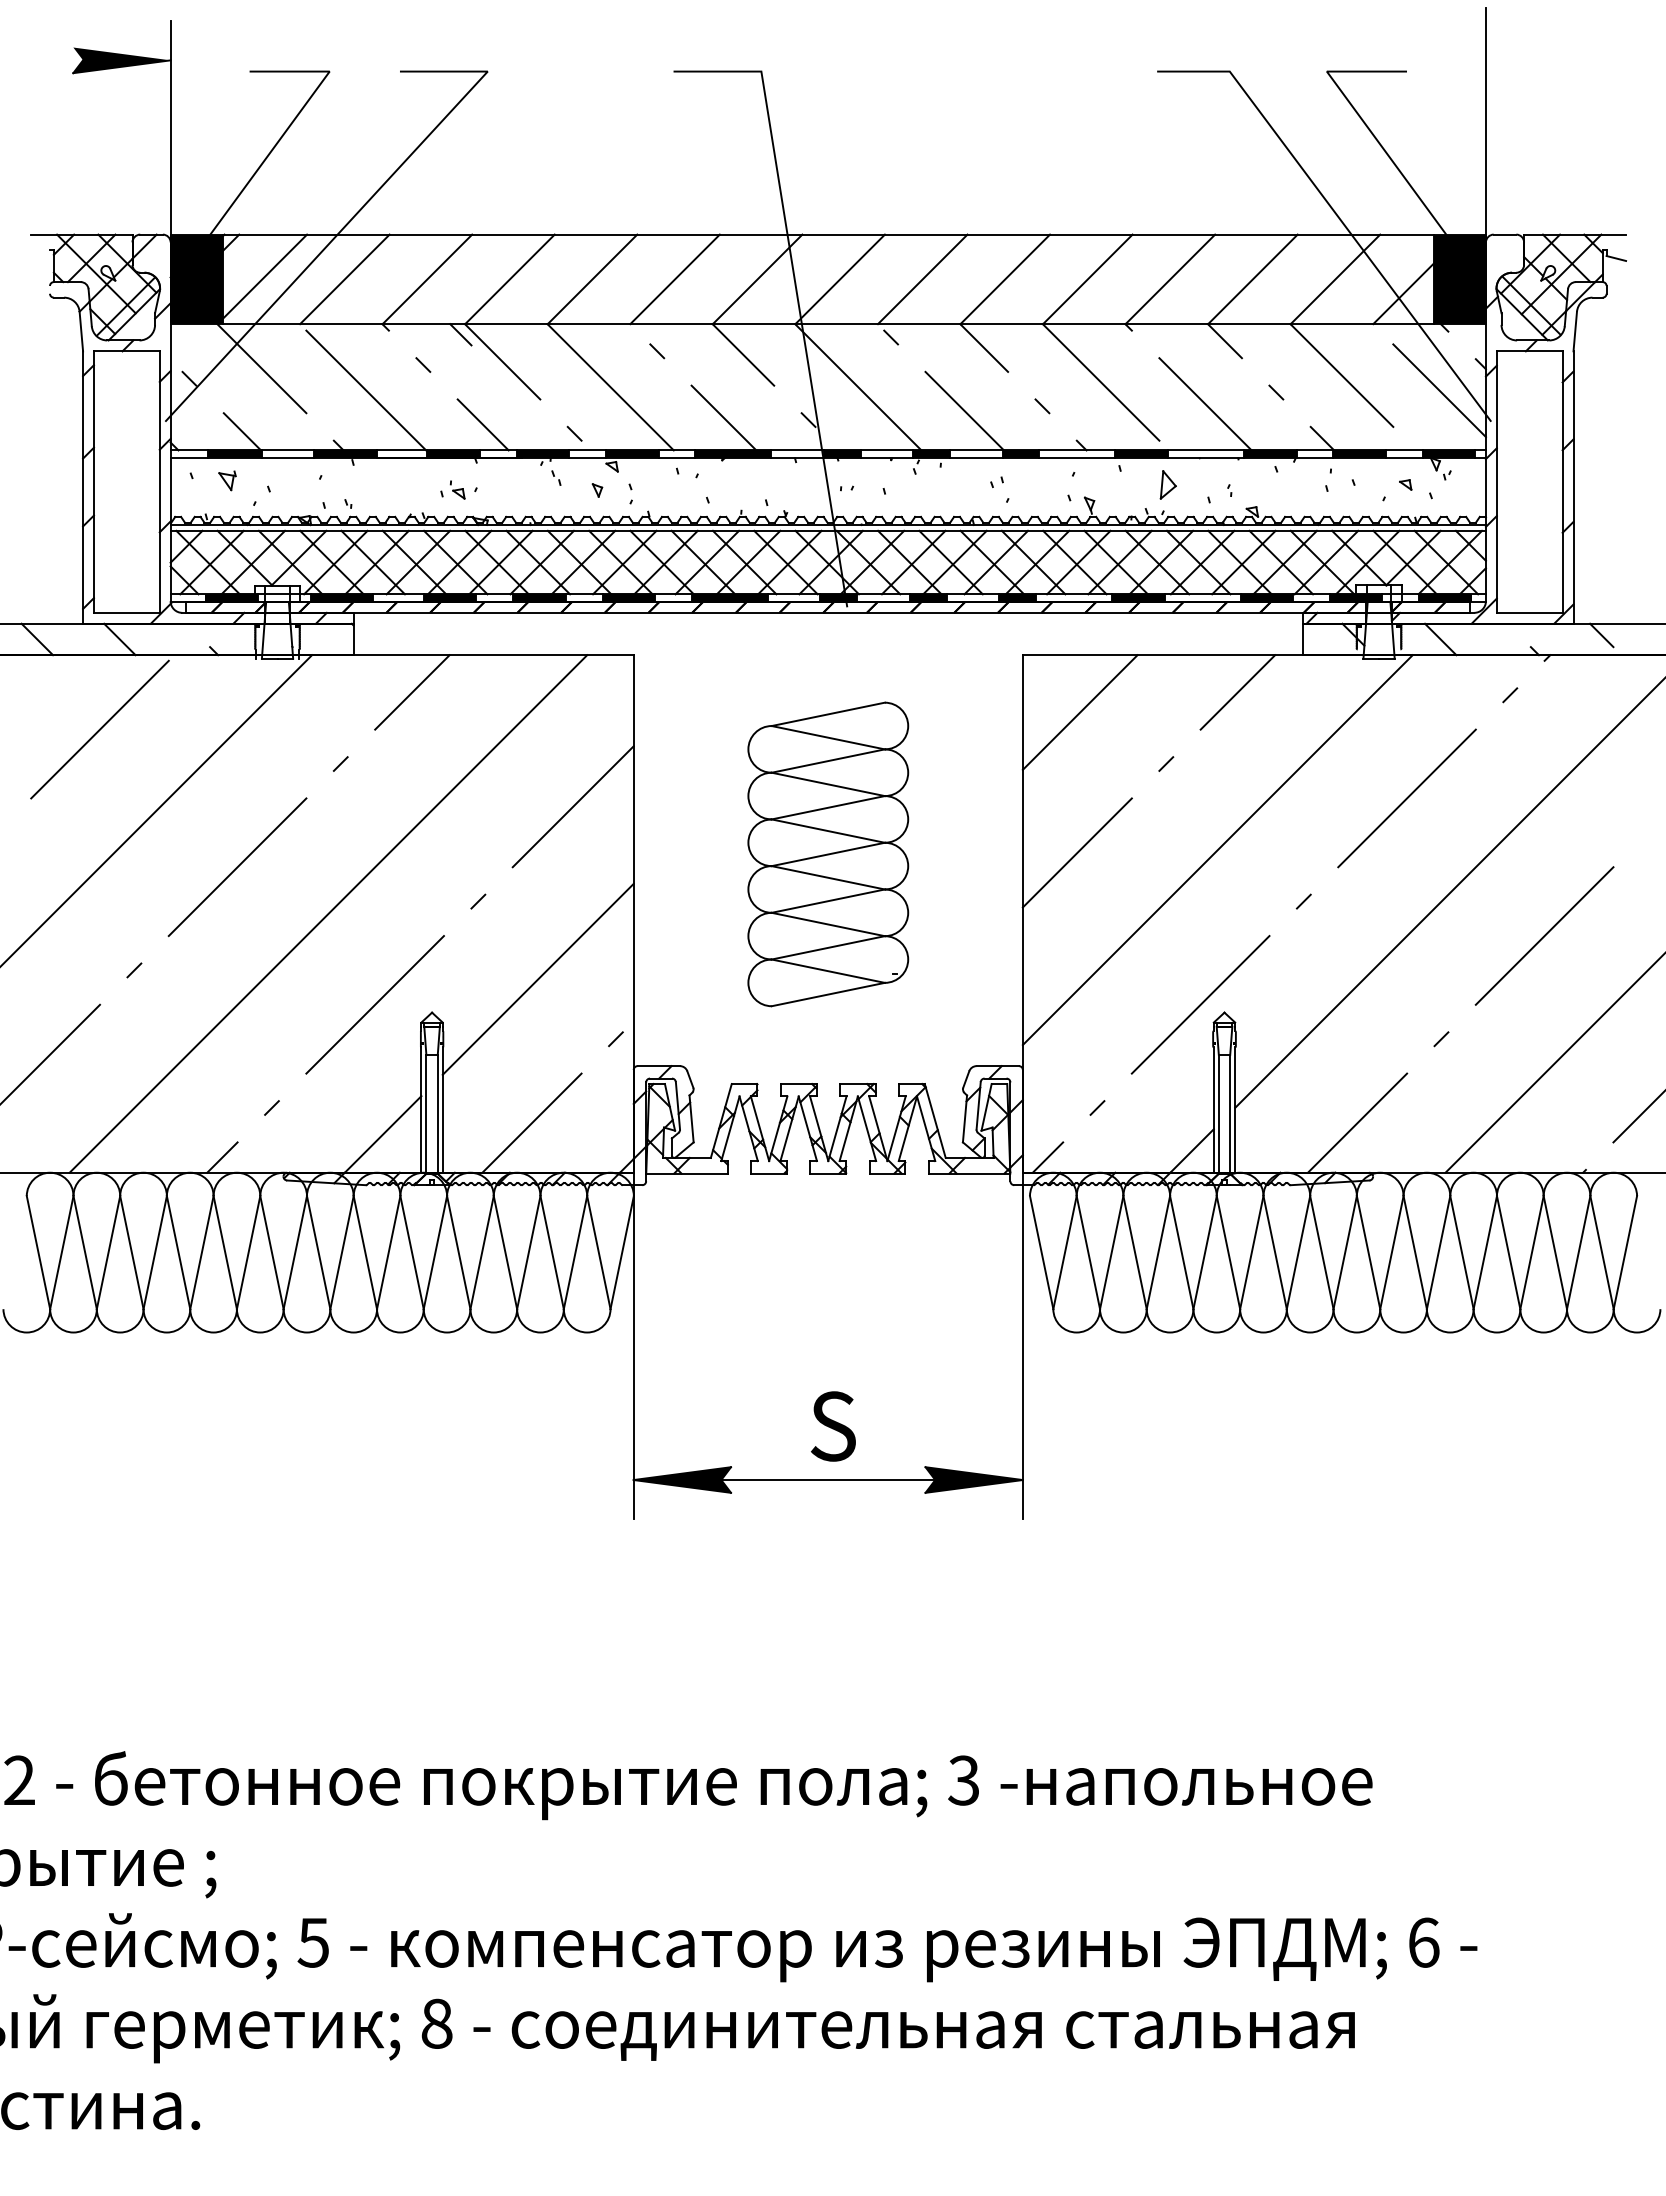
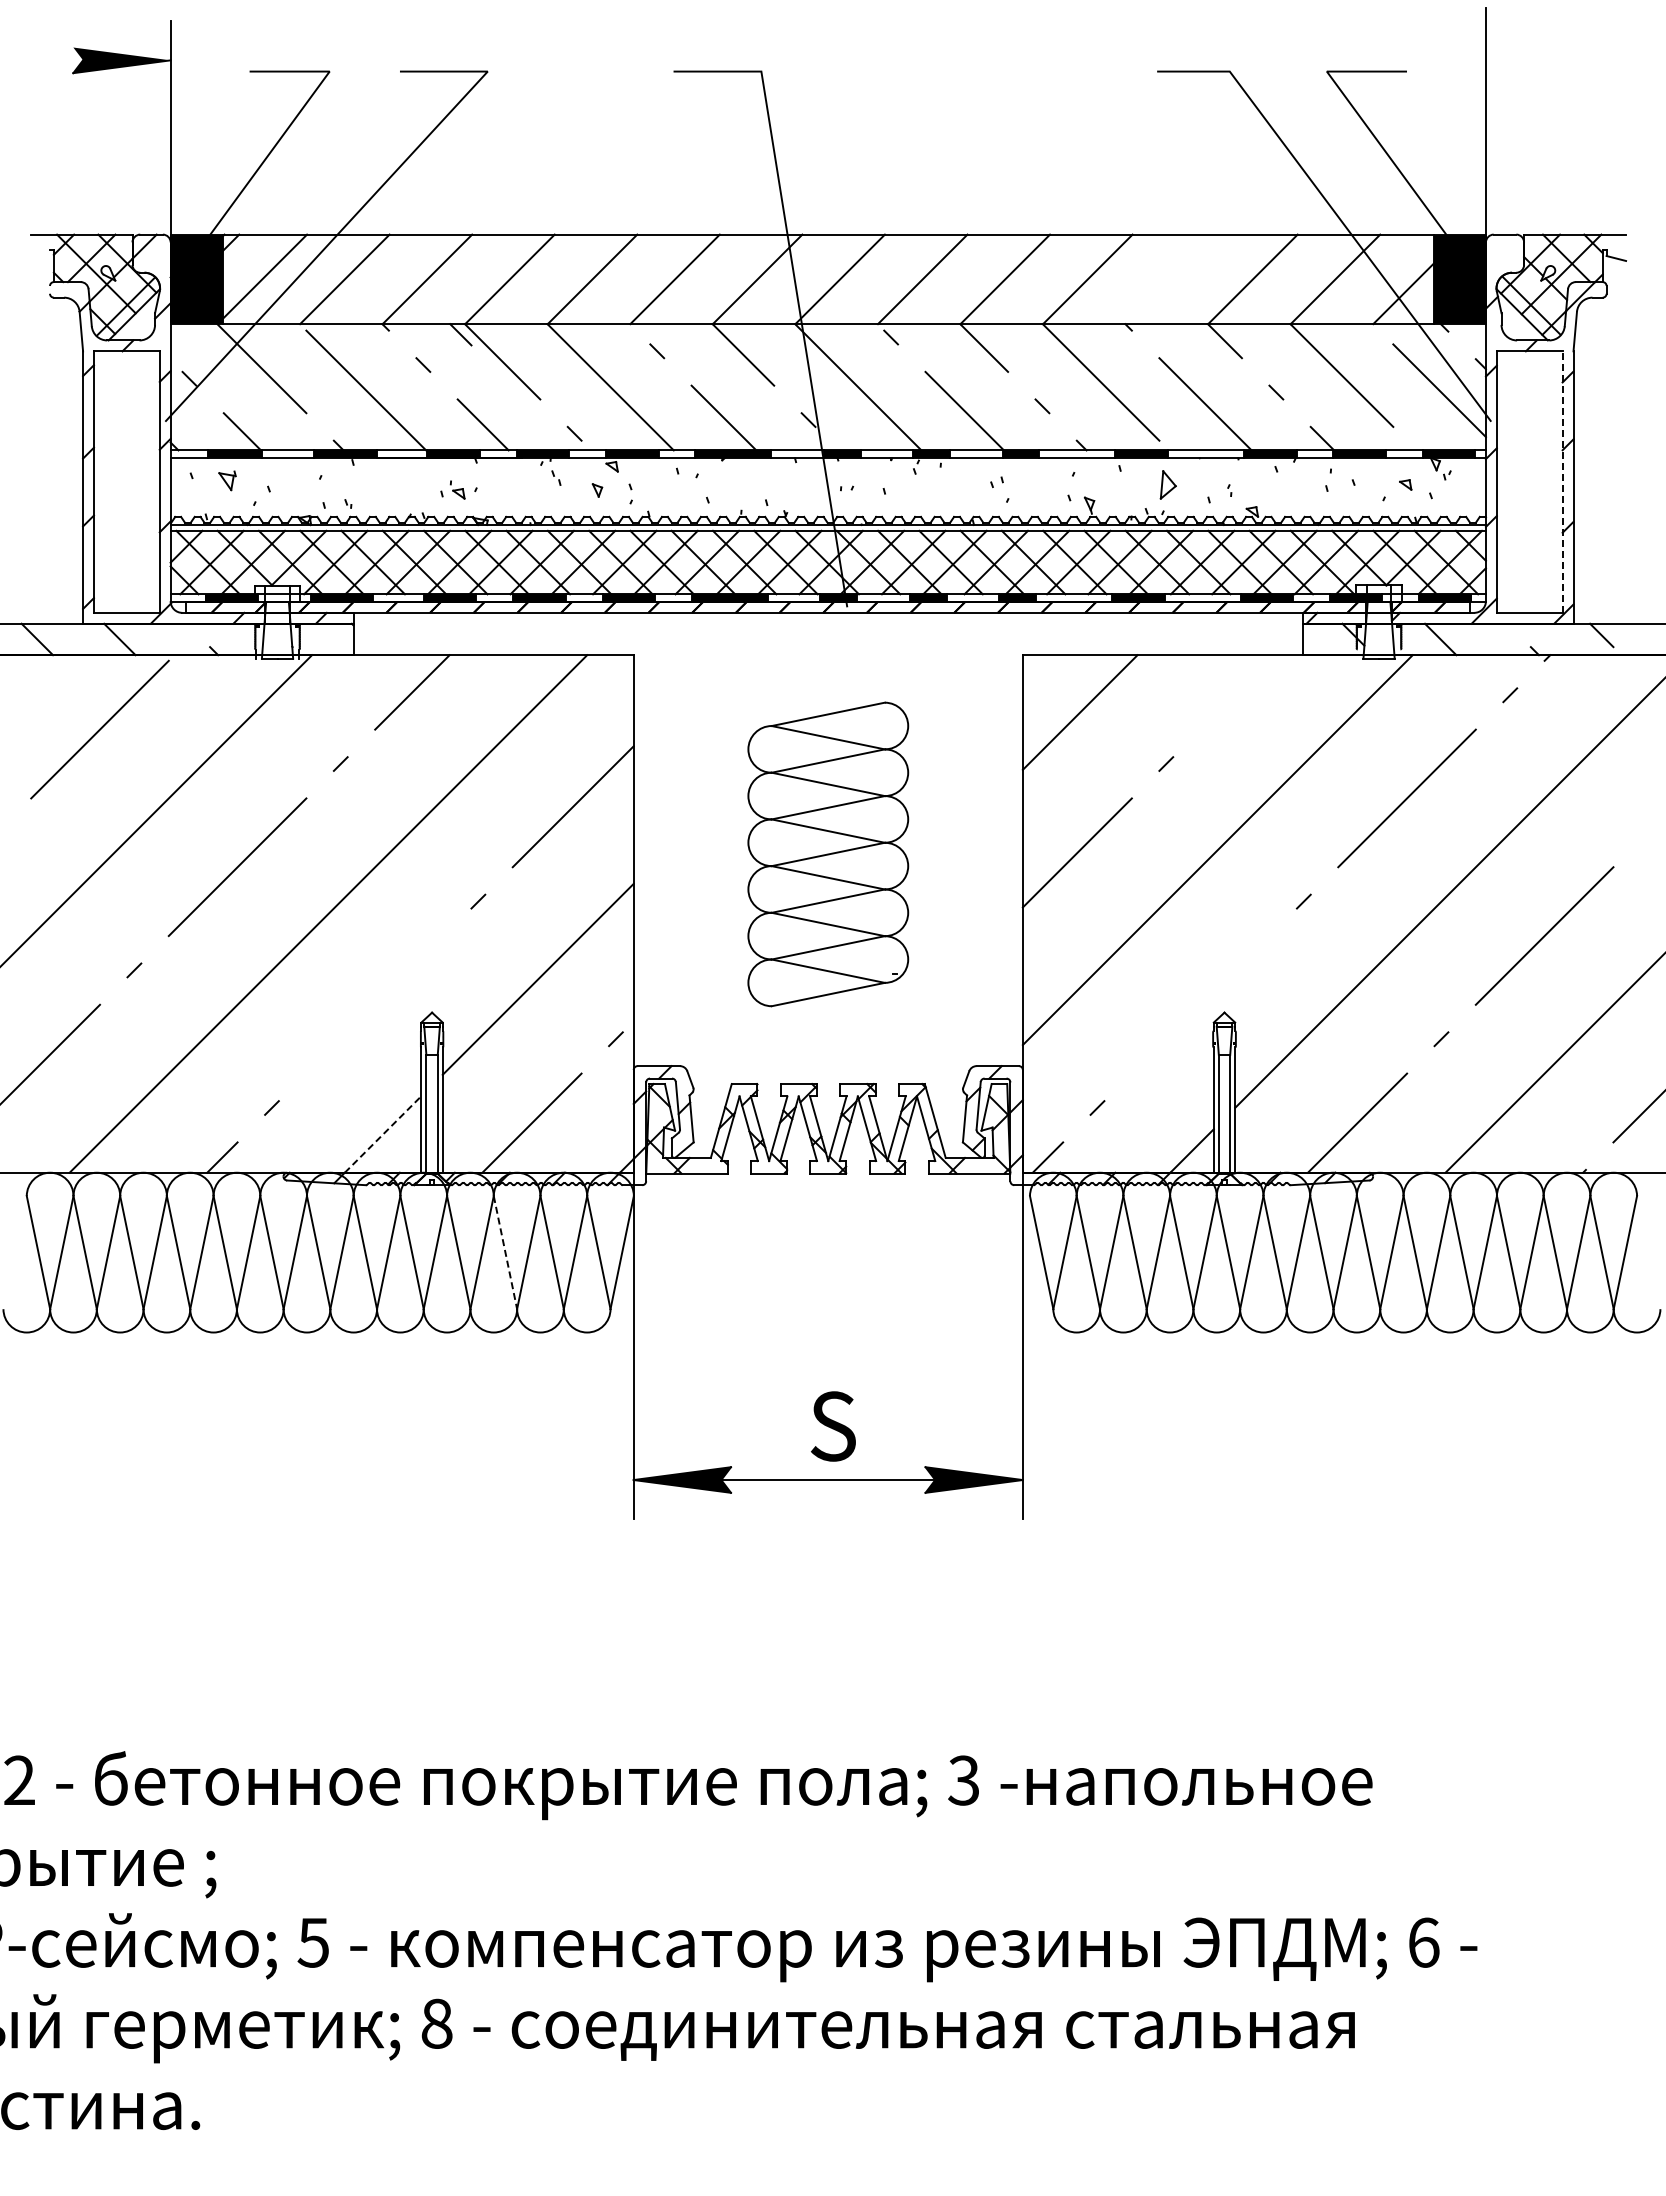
line: present -> none (1170, 279)
line: solid -> dashed (1562, 482)
line: present -> none (1237, 692)
line: present -> none (374, 1004)
line: present -> none (1200, 1004)
line: solid -> dashed (383, 1134)
line: solid -> dashed (505, 1252)
